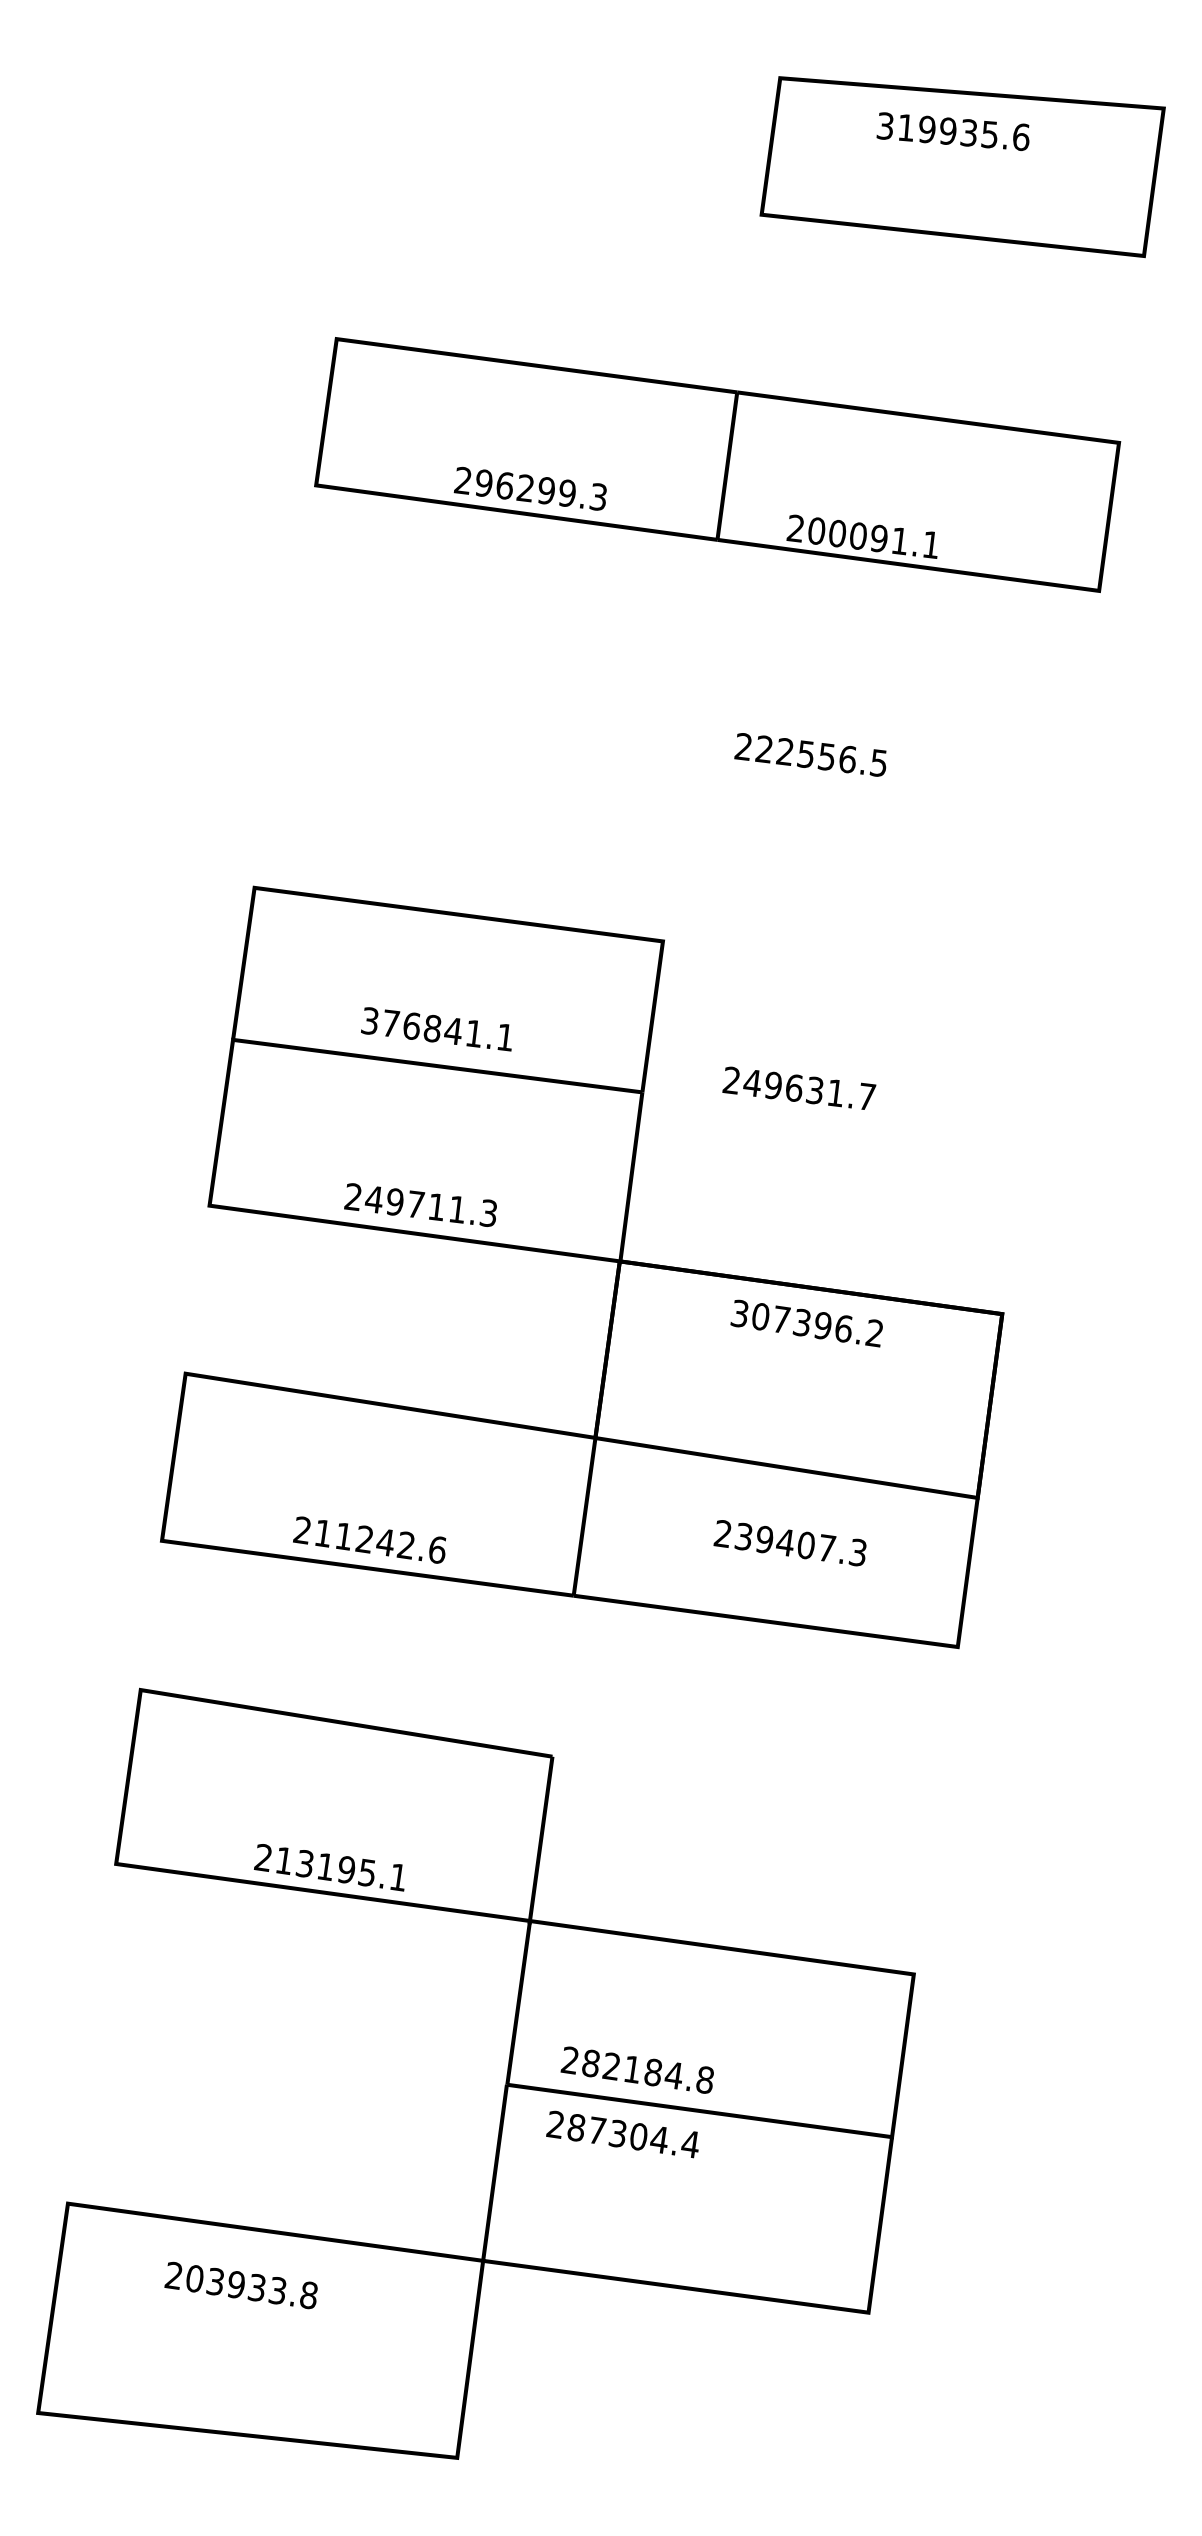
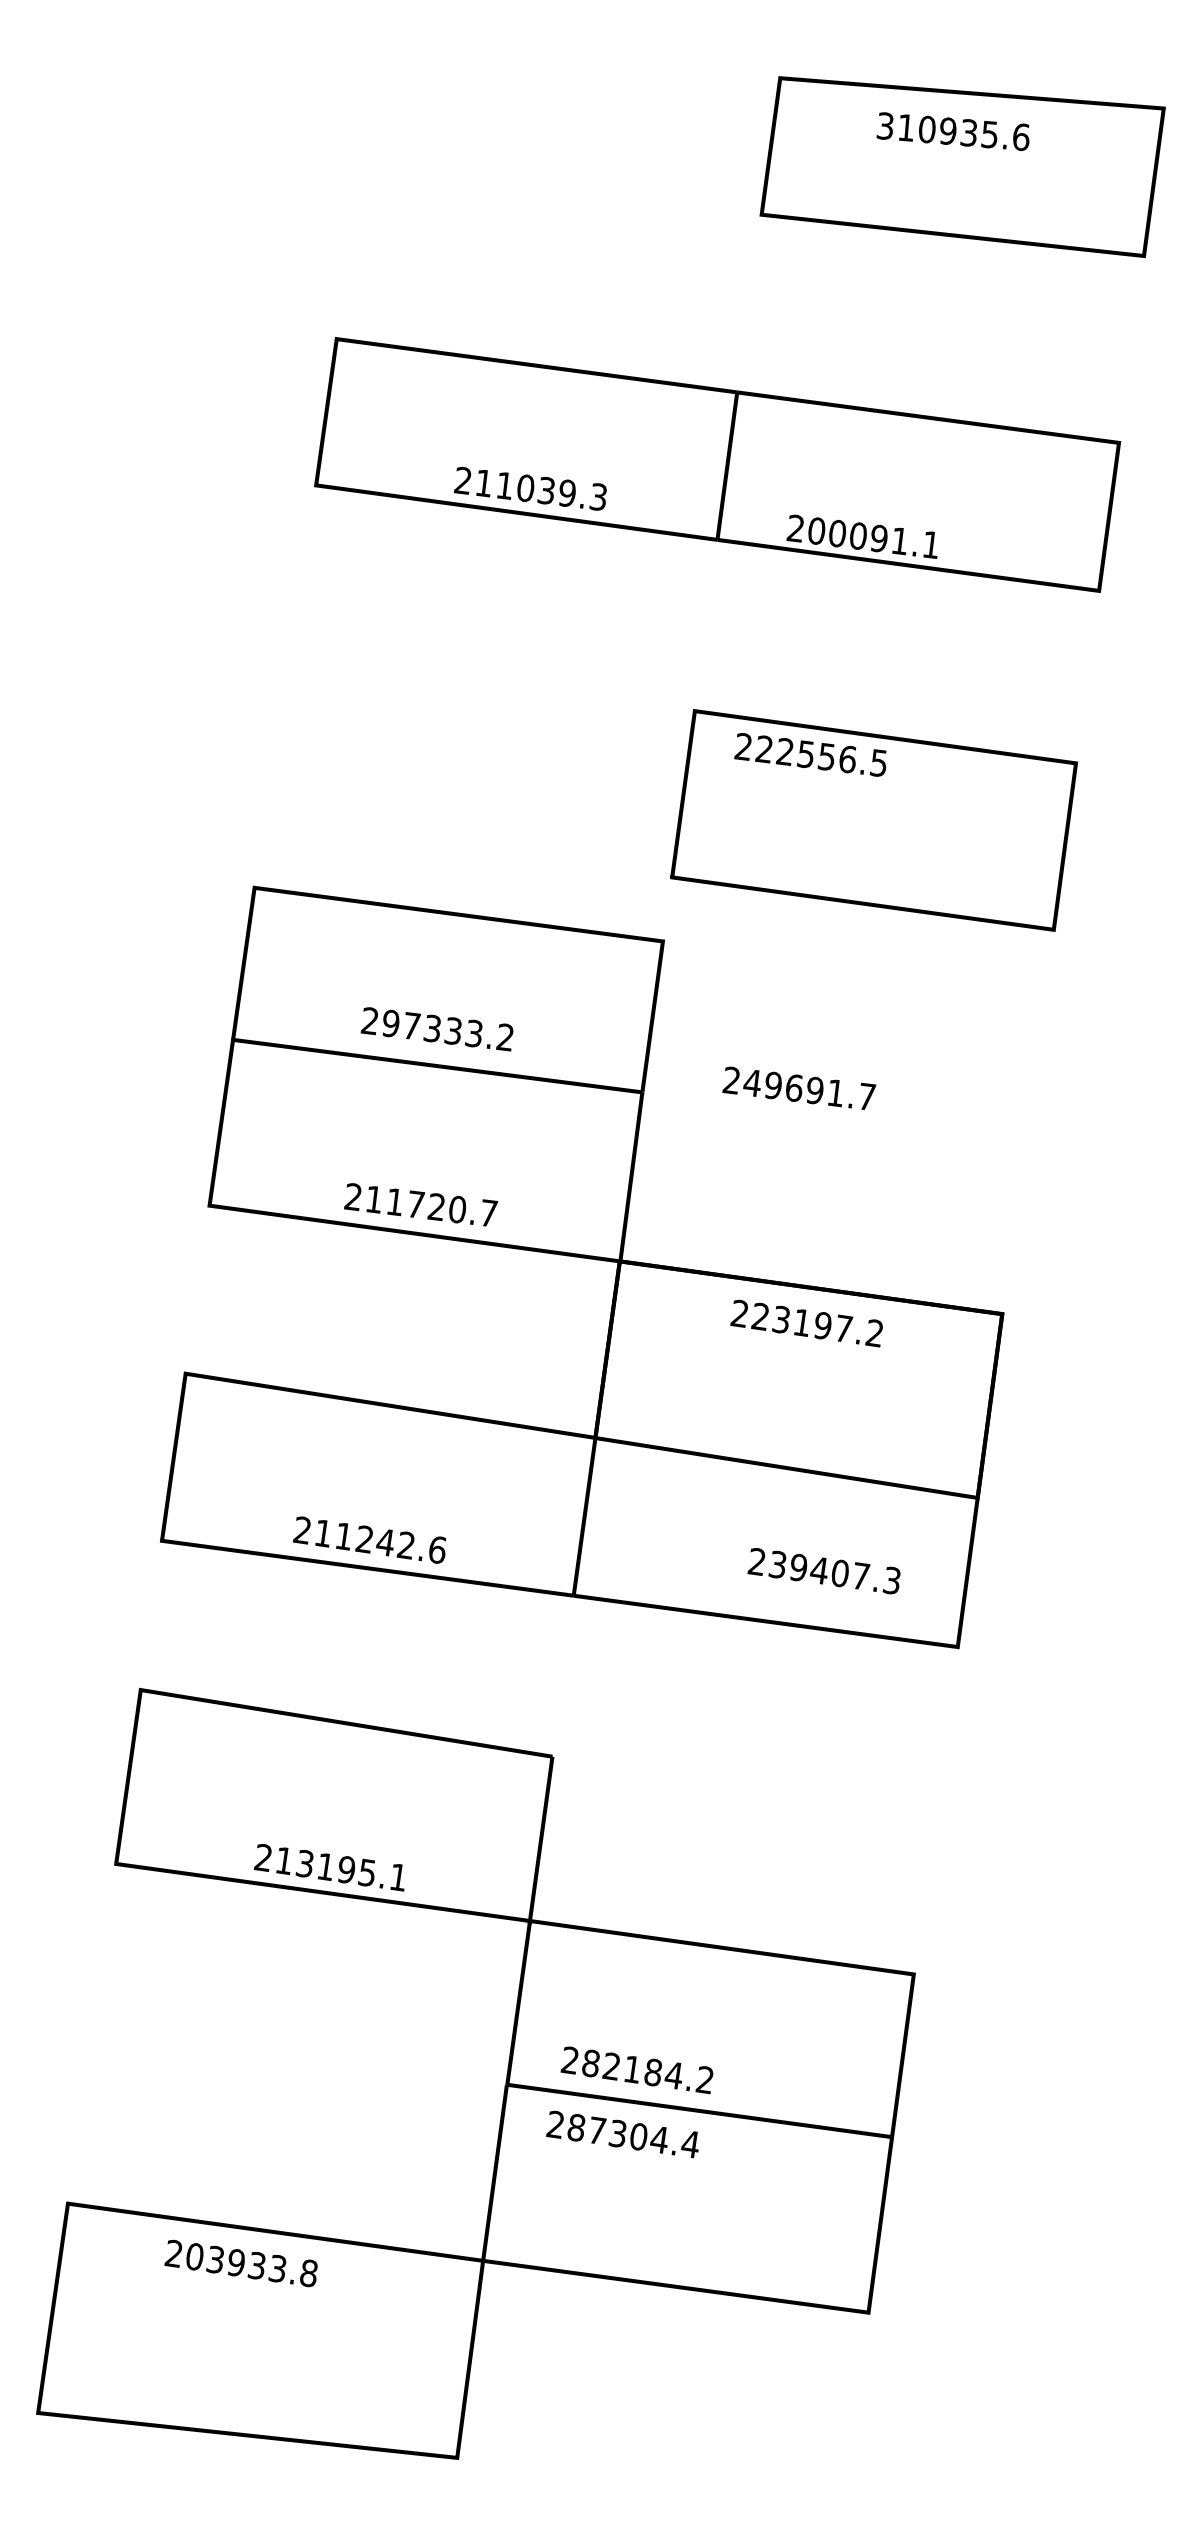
text: 319935.6 -> 310935.6 (927, 129)
text: 296299.3 -> 211039.3 (515, 486)
line: none -> present (884, 739)
text: 376841.1 -> 297333.2 (436, 1029)
text: 249631.7 -> 249691.7 (814, 1090)
text: 249711.3 -> 211720.7 (430, 1206)
text: 307396.2 -> 223197.2 (791, 1321)
text position: (789, 1543) -> (823, 1571) (823, 1571)
text: 282184.8 -> 282184.2 (704, 2080)
text position: (240, 2285) -> (240, 2263) (240, 2263)
